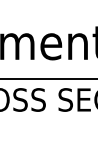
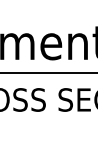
line position: (48, 78) -> (48, 72) (48, 72)
